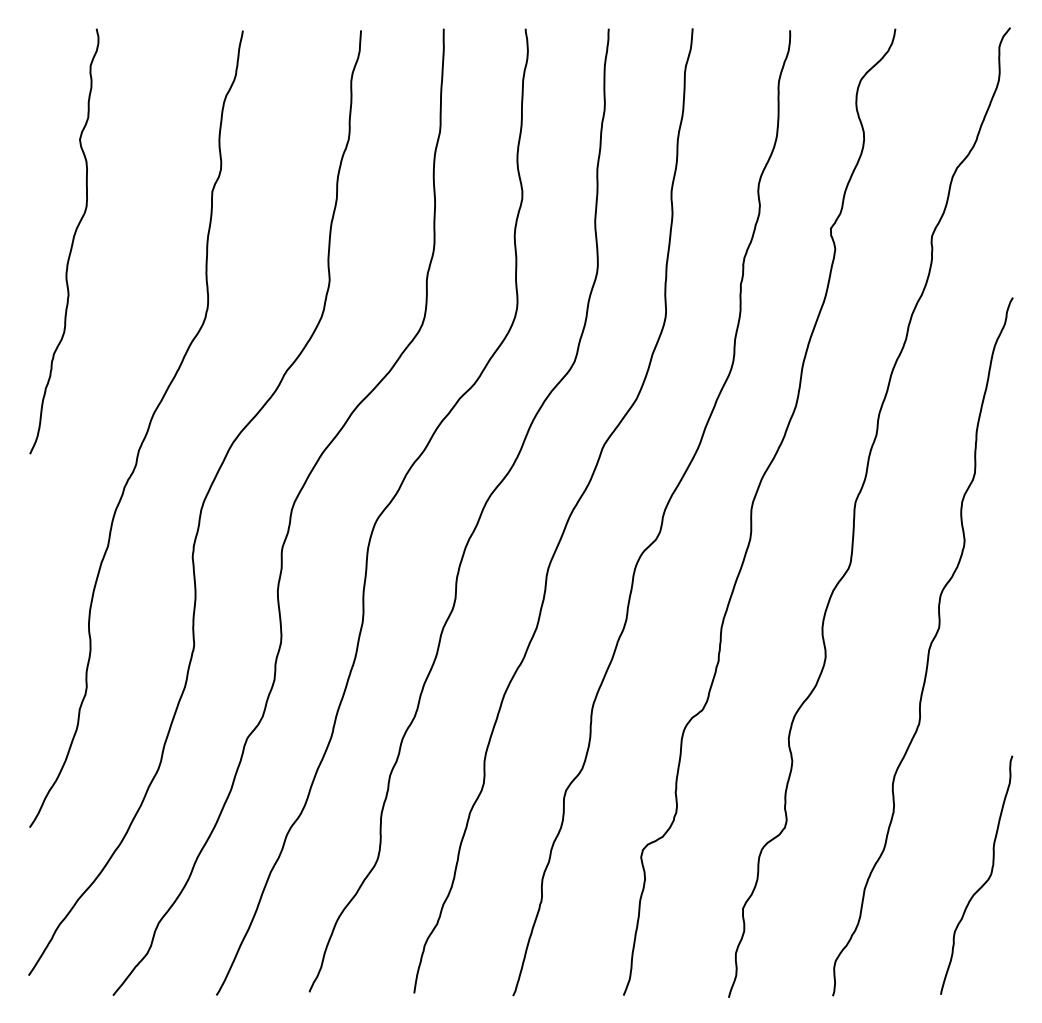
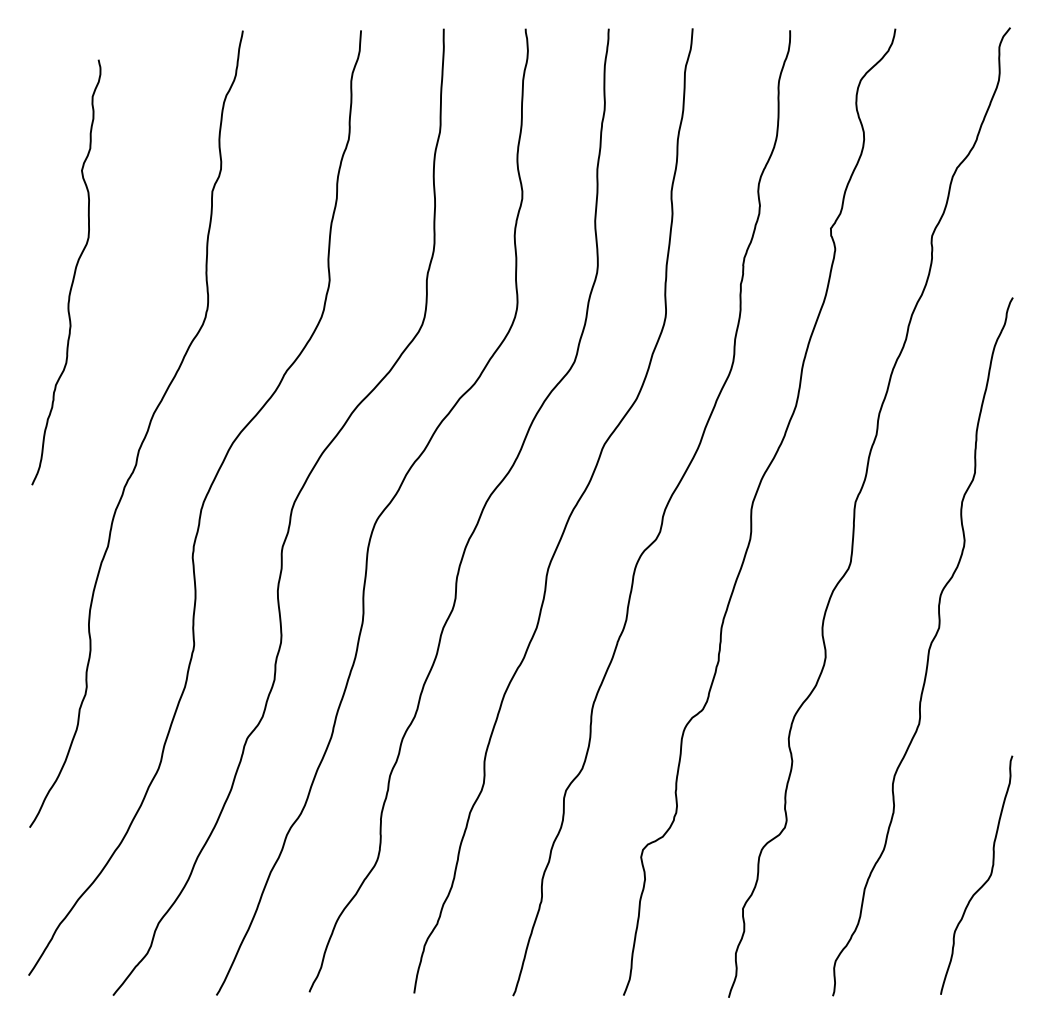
curve position: (71, 242) -> (73, 273) (73, 273)
